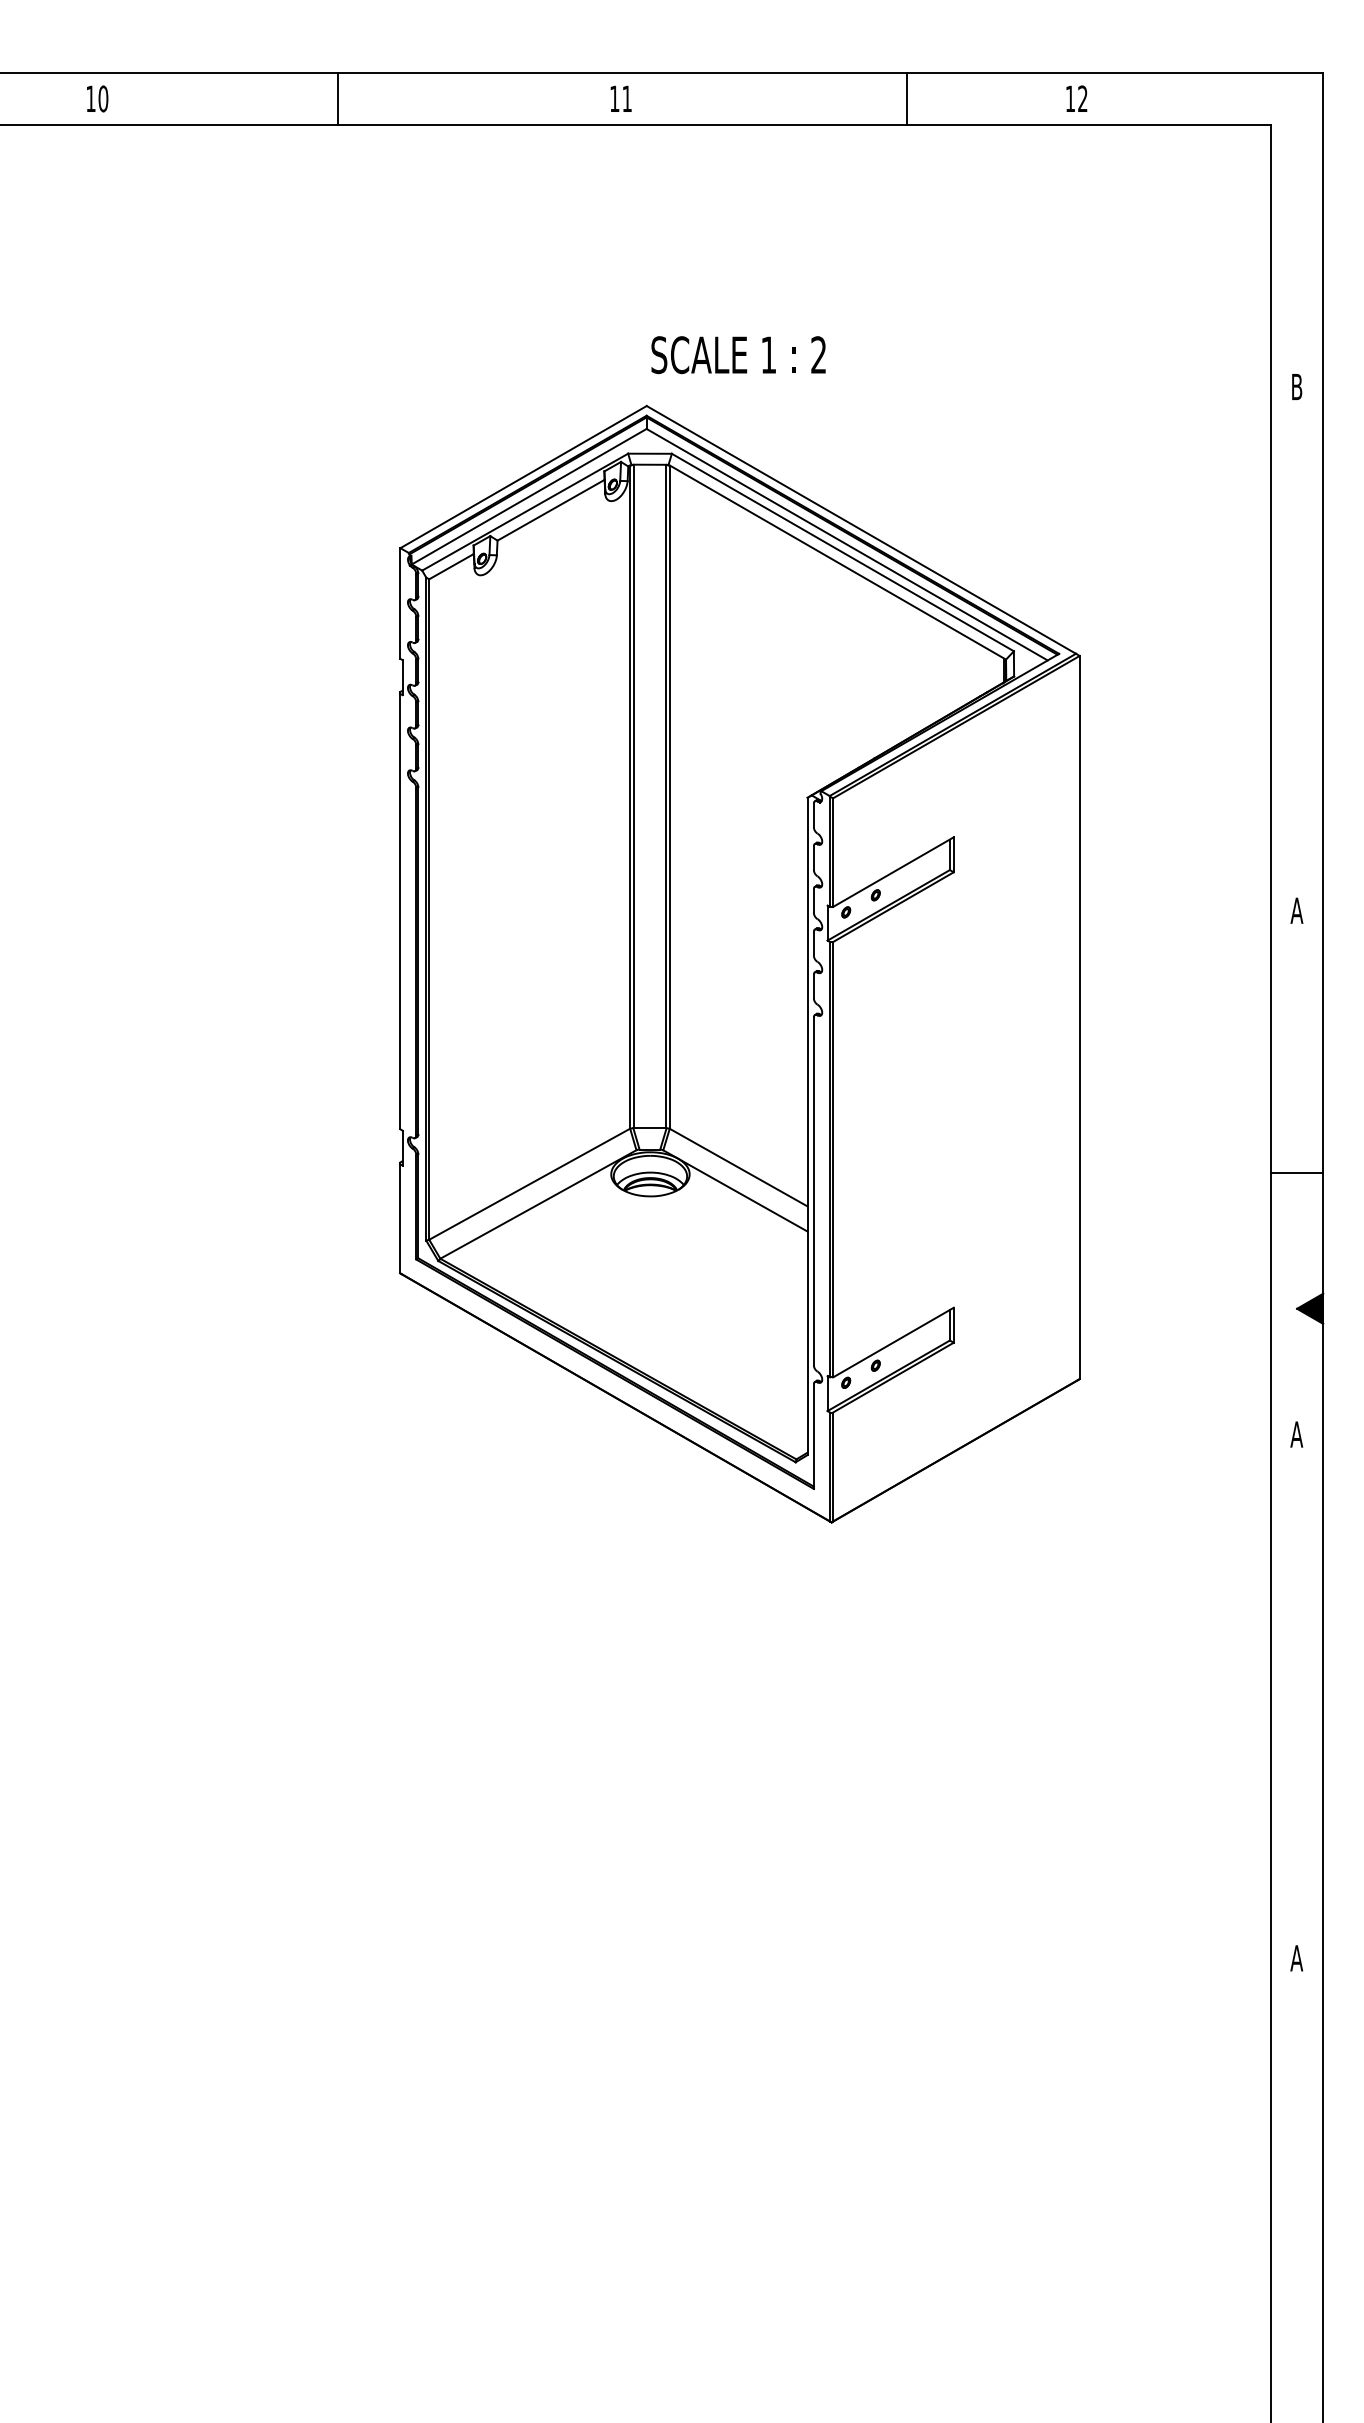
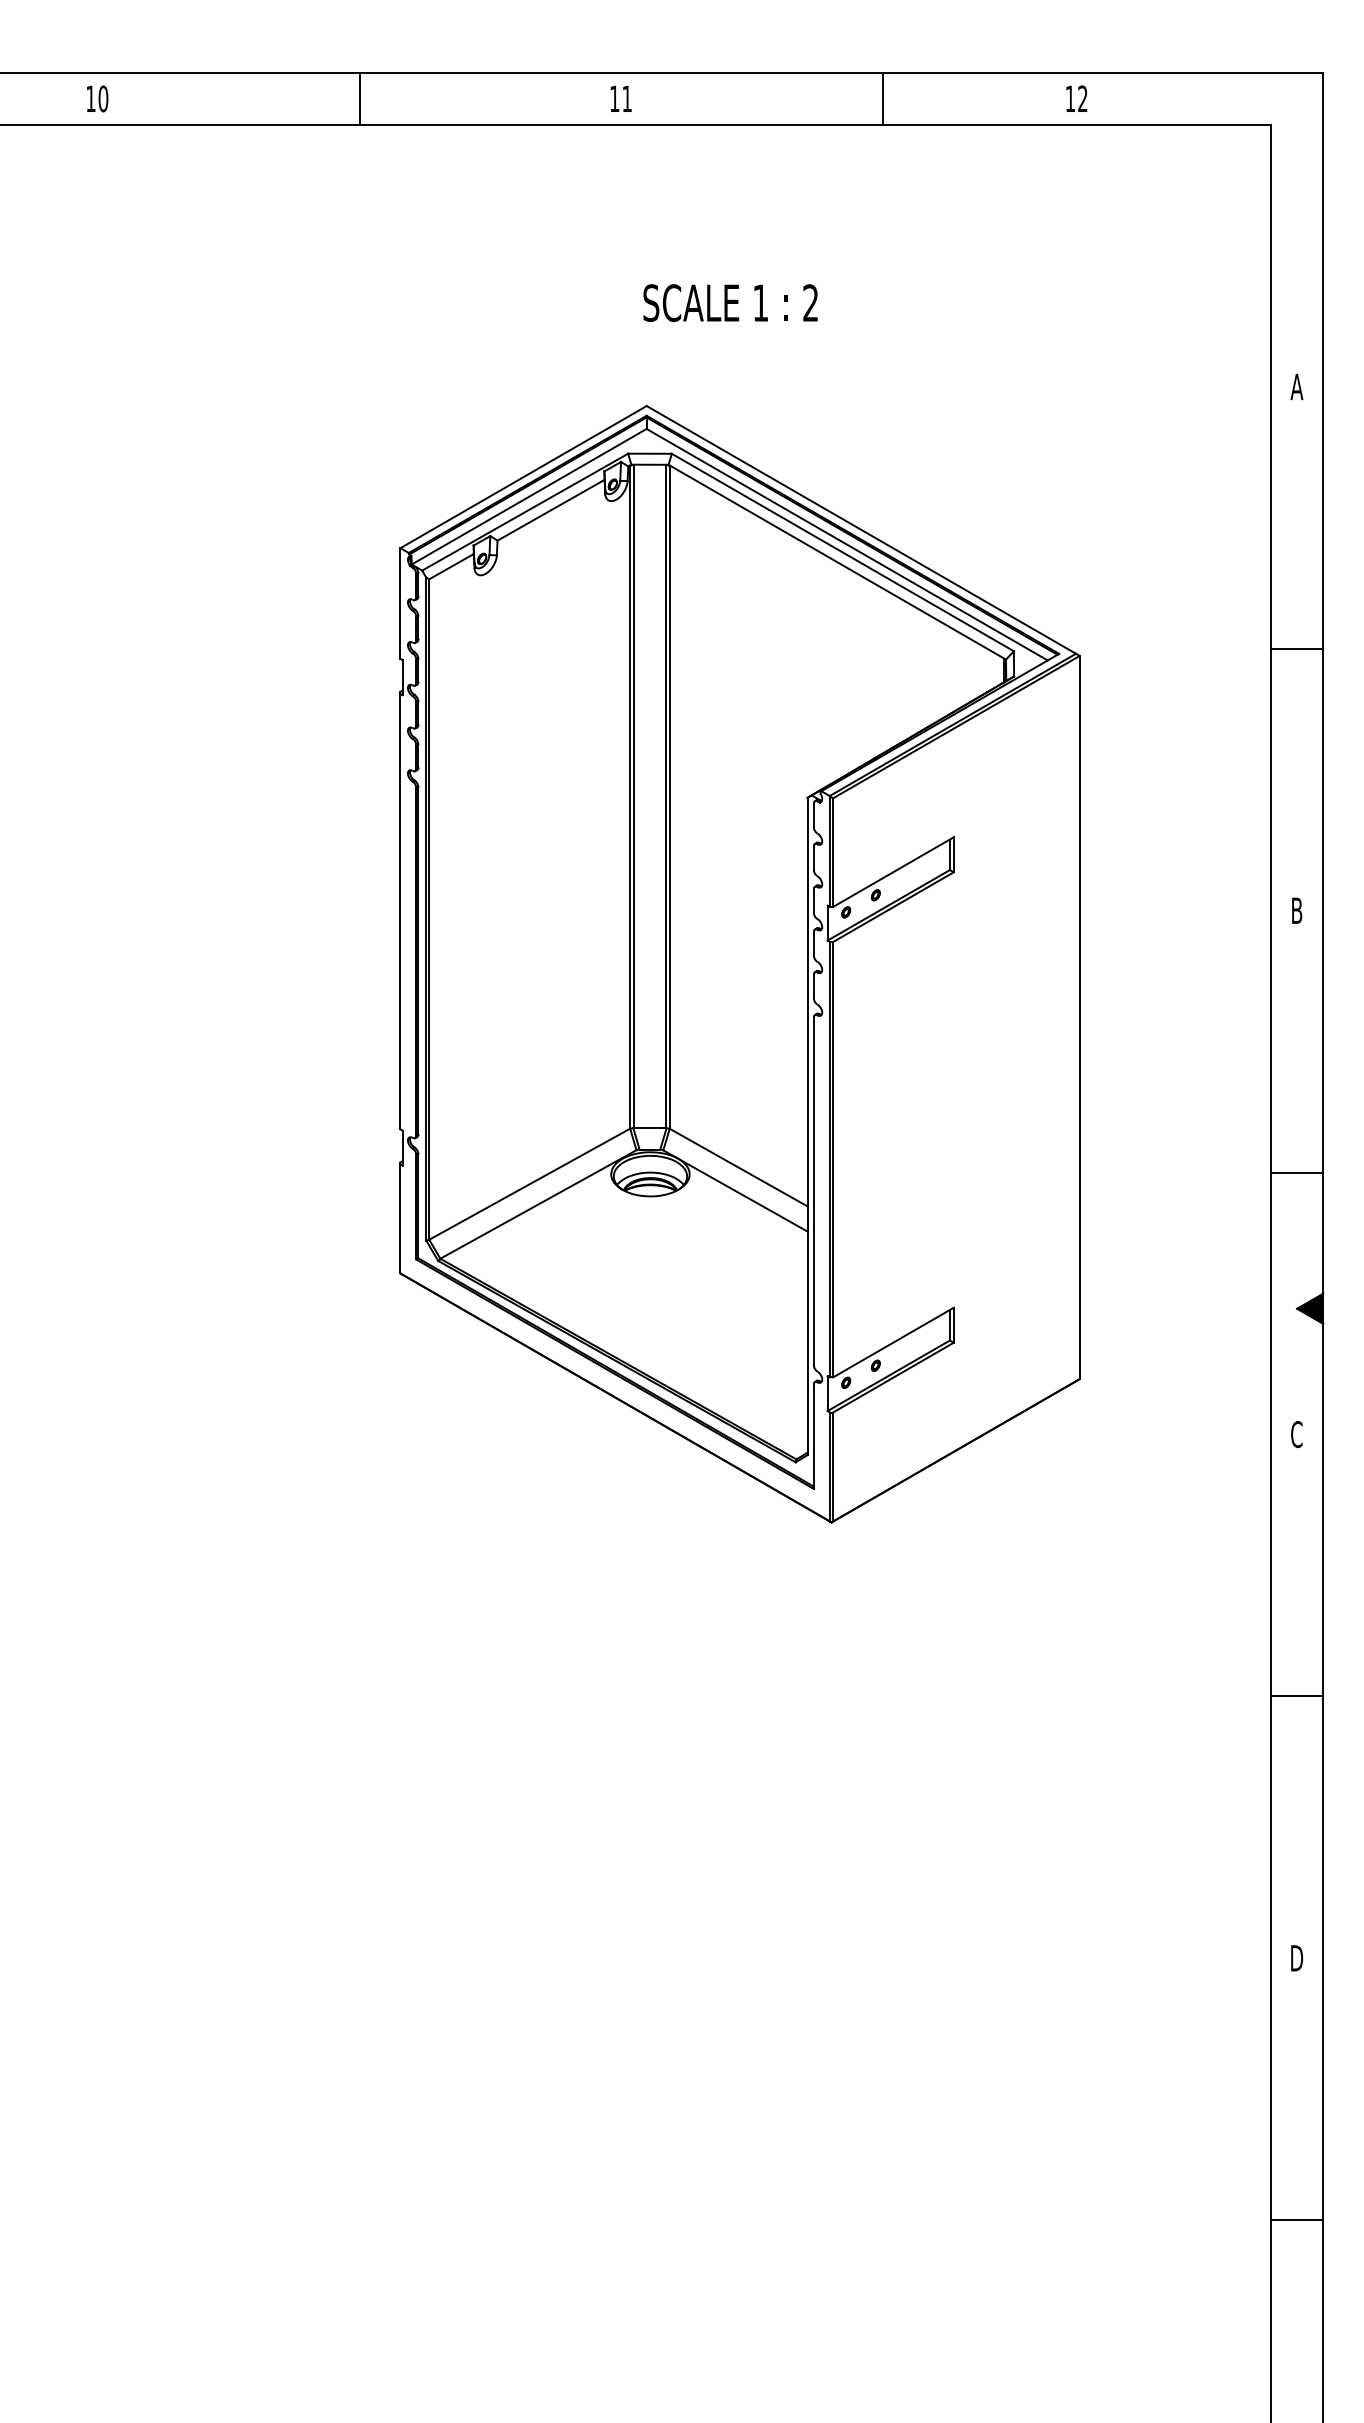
line position: (337, 98) -> (359, 98) (359, 98)
line position: (907, 98) -> (883, 98) (883, 98)
text position: (738, 355) -> (730, 303) (730, 303)
text: B -> A (1296, 387)
line: none -> present (1296, 648)
text: A -> B (1296, 910)
text: A -> C (1296, 1434)
line: none -> present (1296, 1696)
text: A -> D (1296, 1958)
line: none -> present (1296, 2220)
